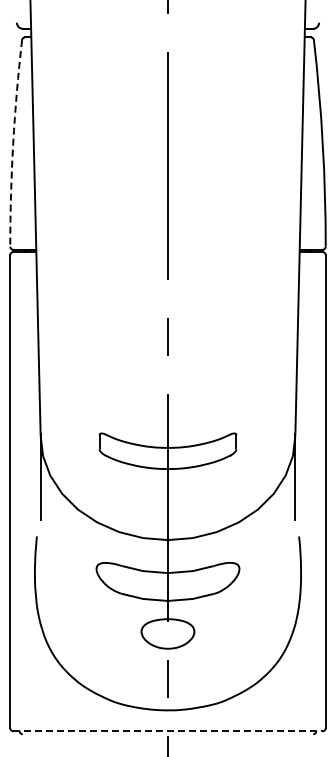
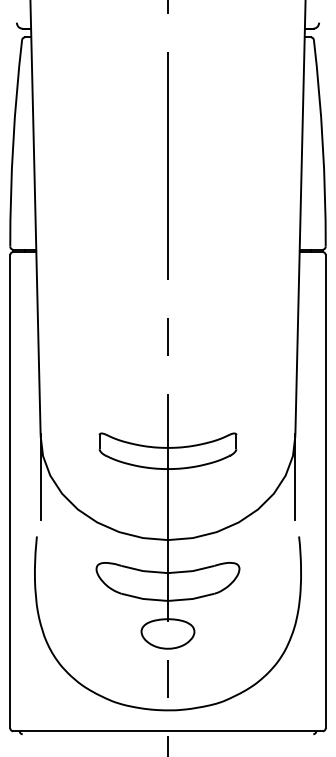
arc: dashed -> solid (13, 143)
line: dashed -> solid (168, 731)
